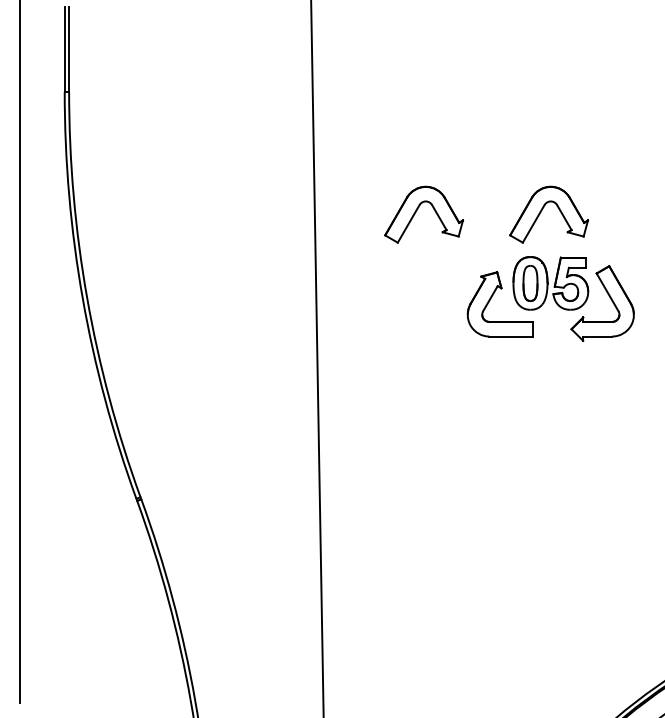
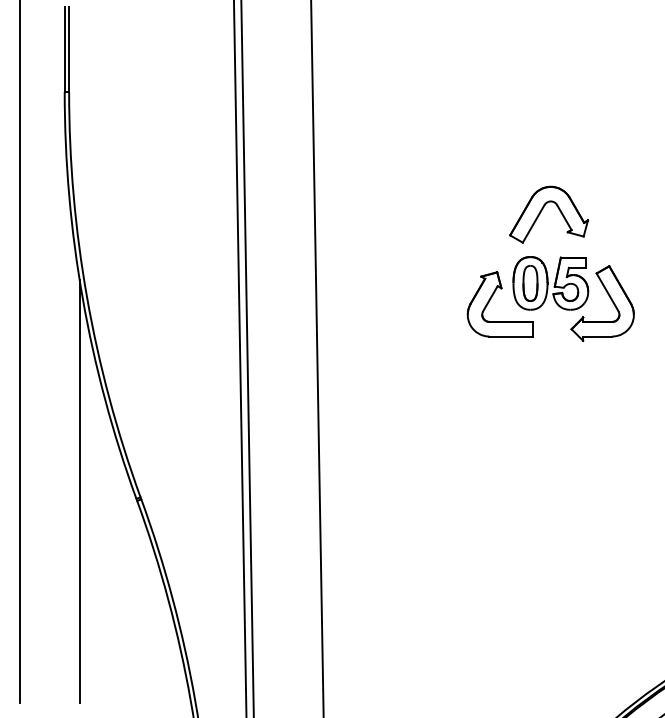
part: present -> none (418, 209)
line: none -> present (240, 358)
line: none -> present (247, 358)
line: none -> present (79, 491)
